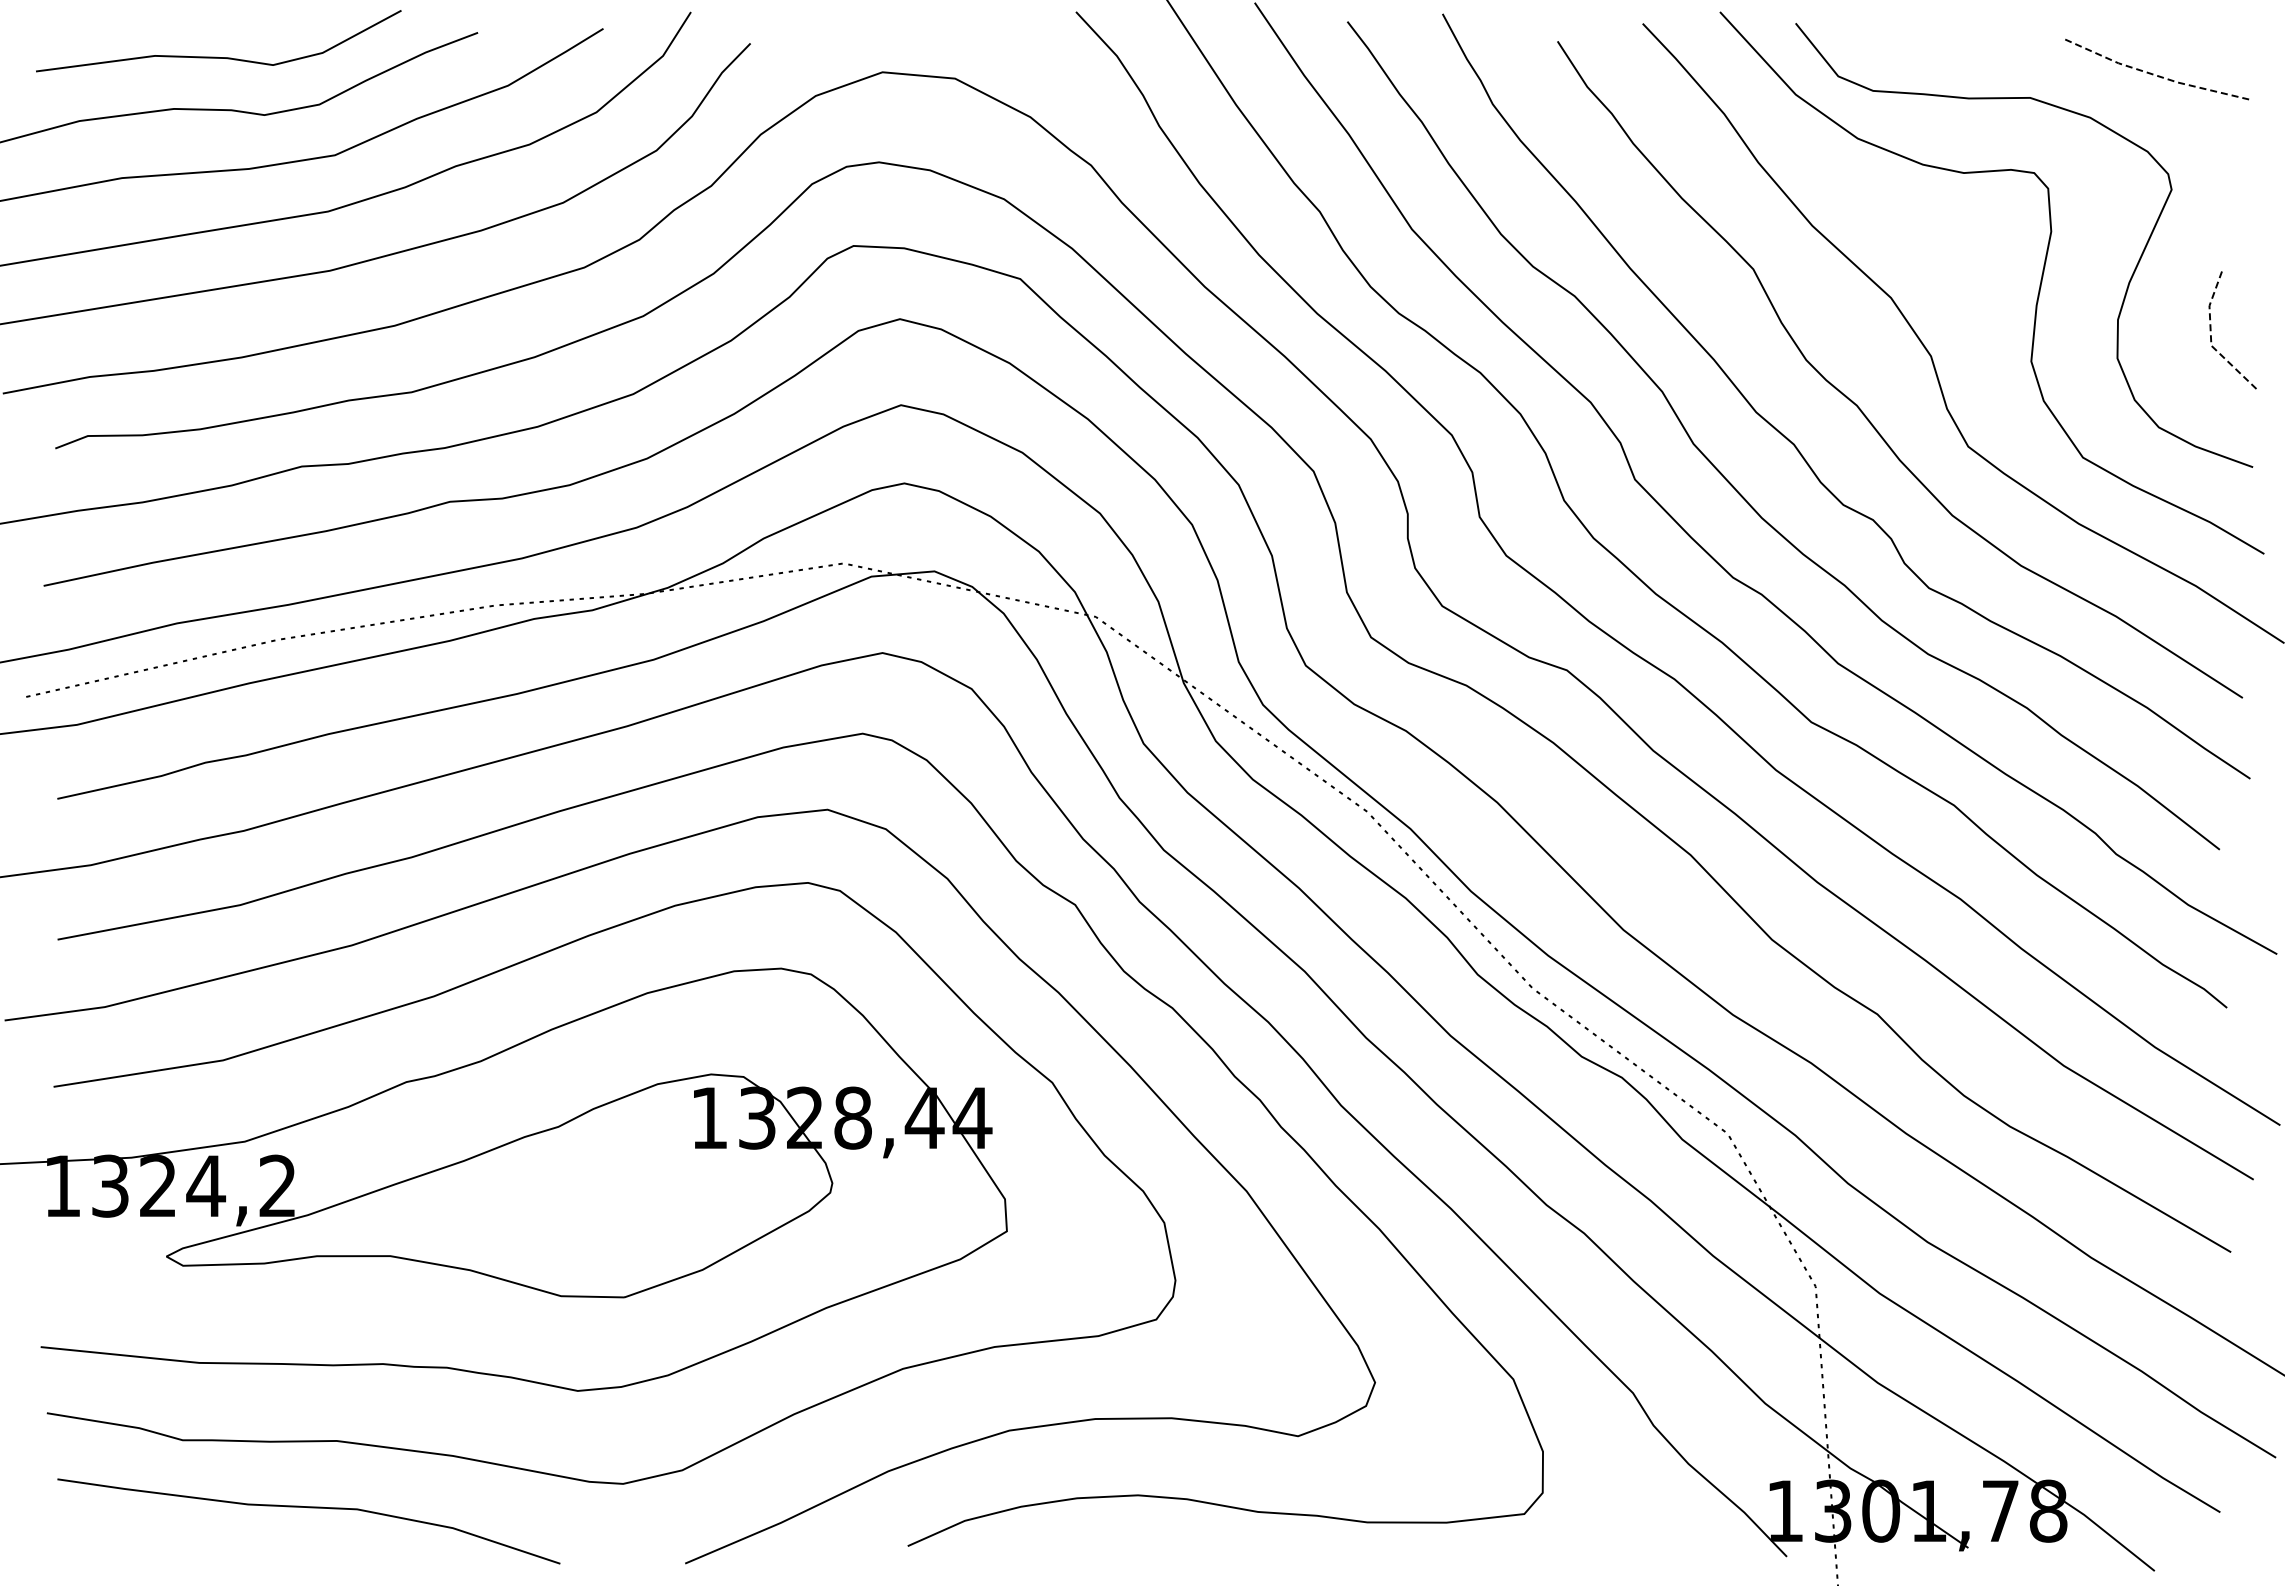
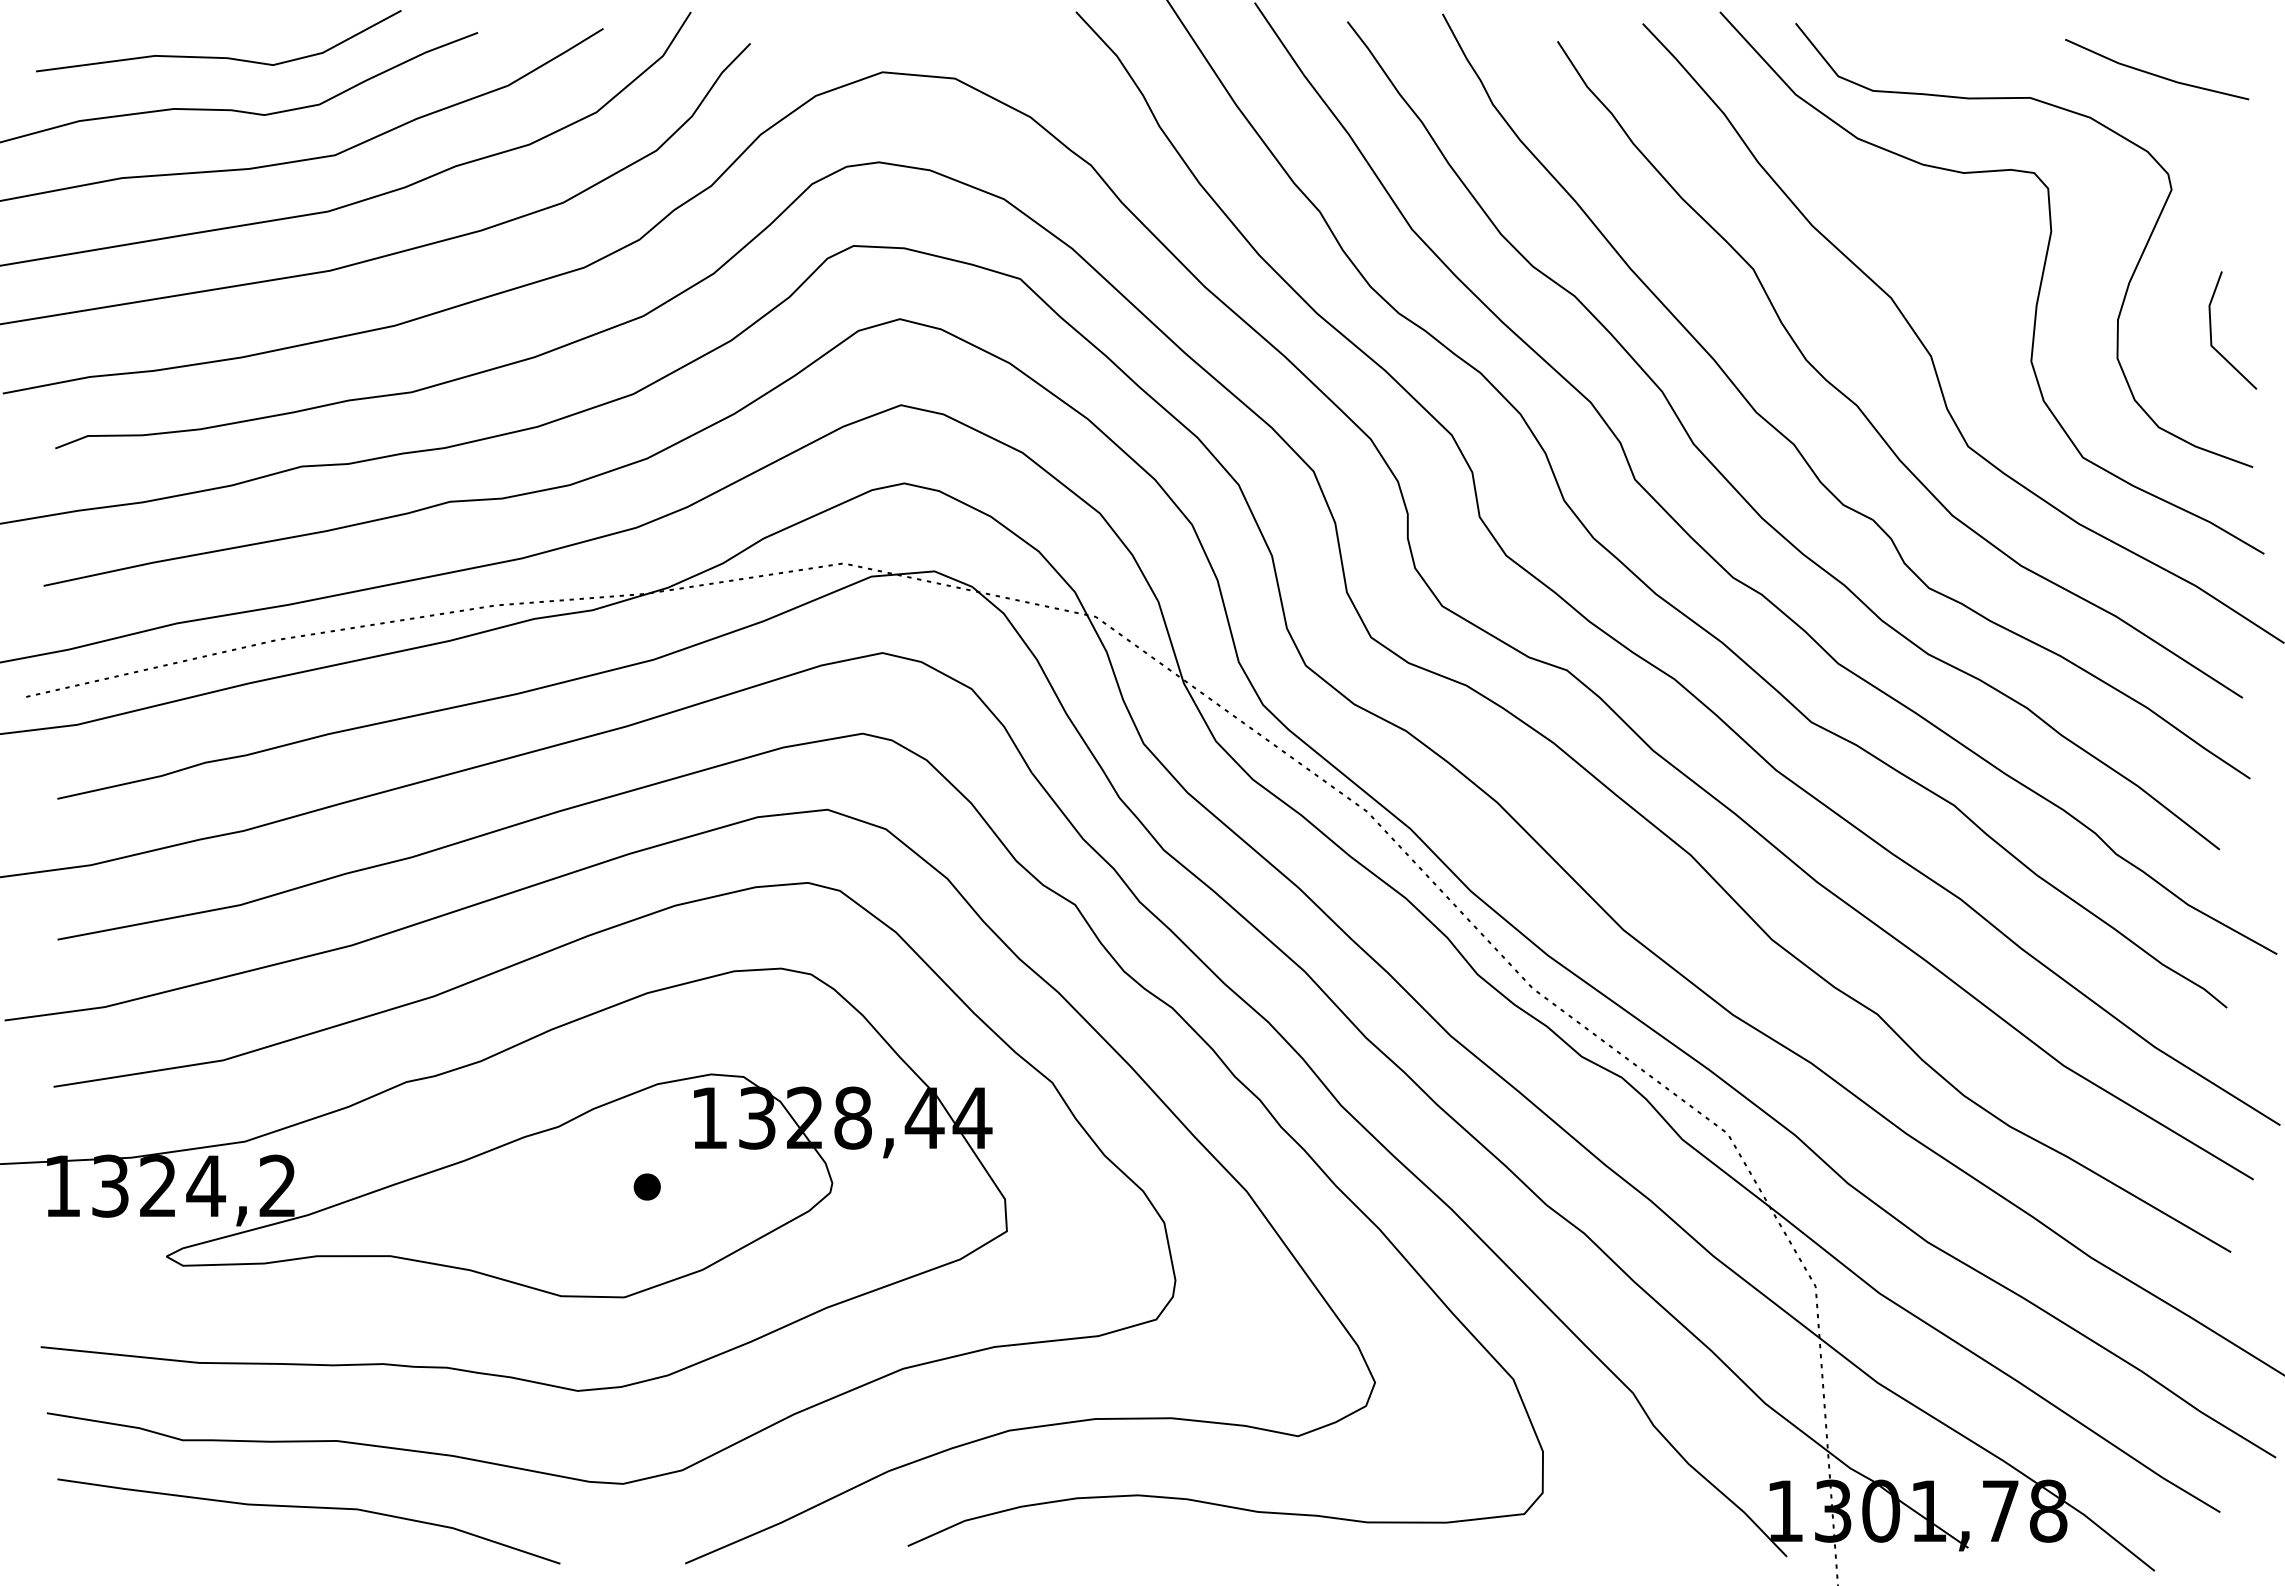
line: dashed -> solid (2155, 75)
line: dashed -> solid (2211, 339)
part: none -> present (646, 1186)
